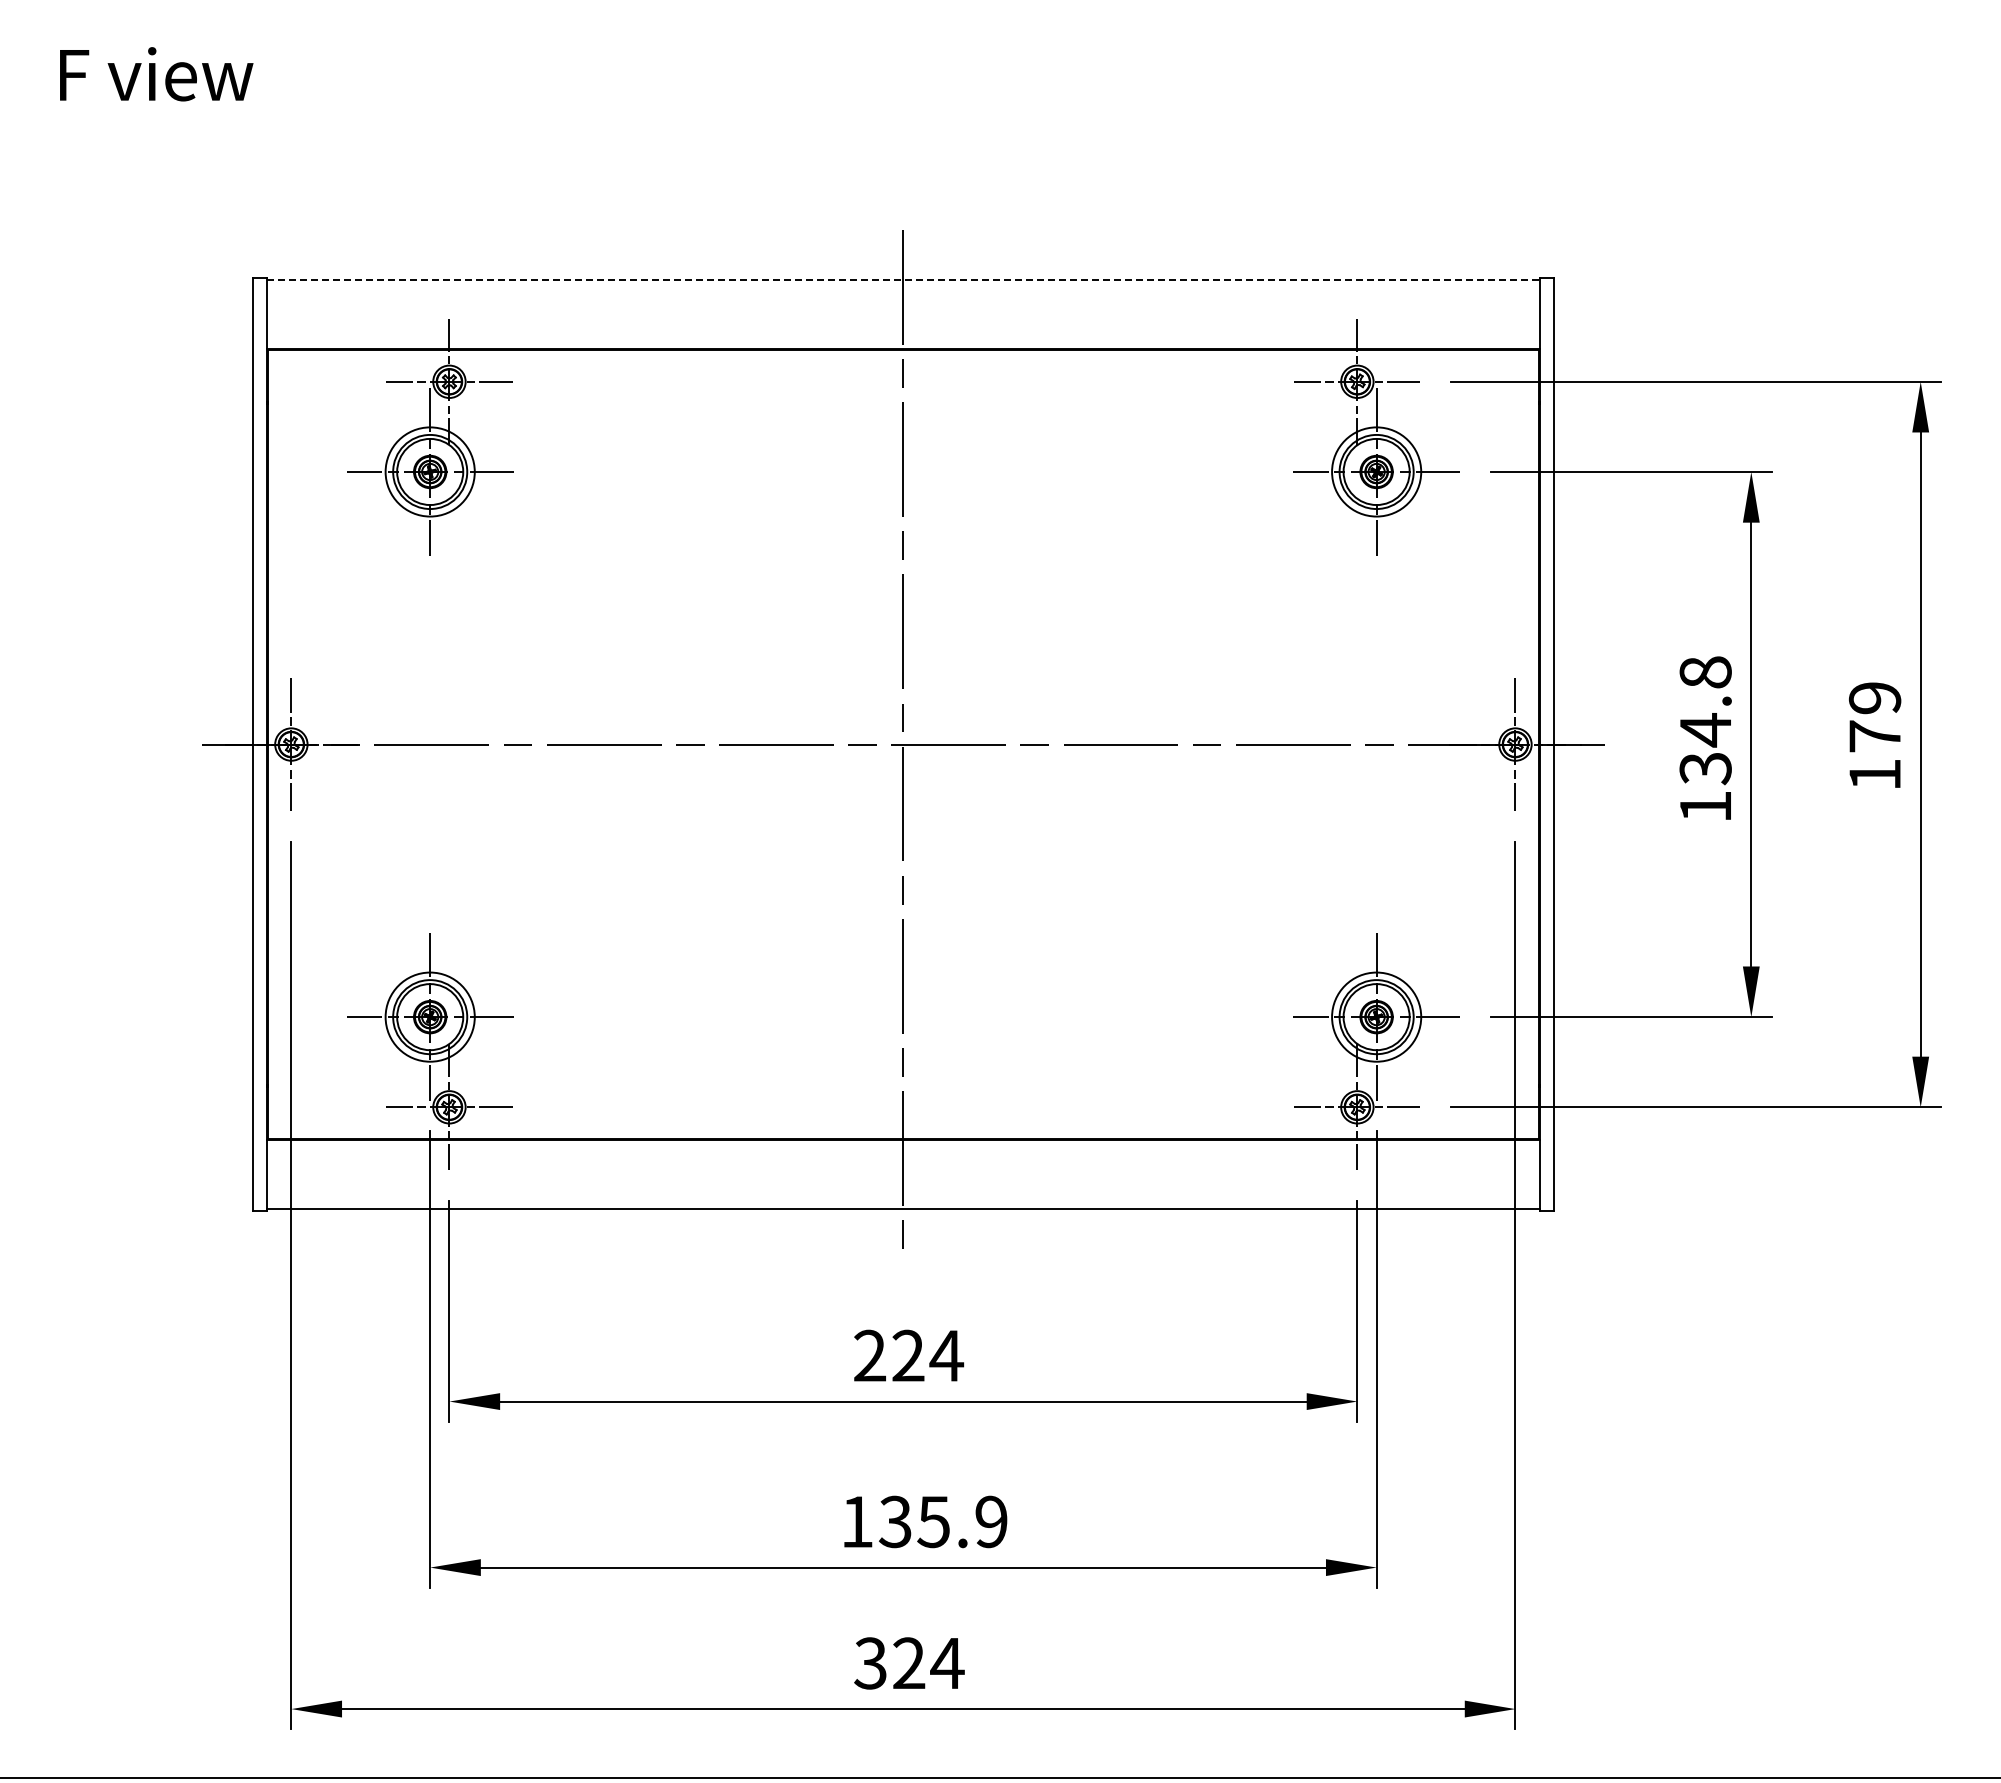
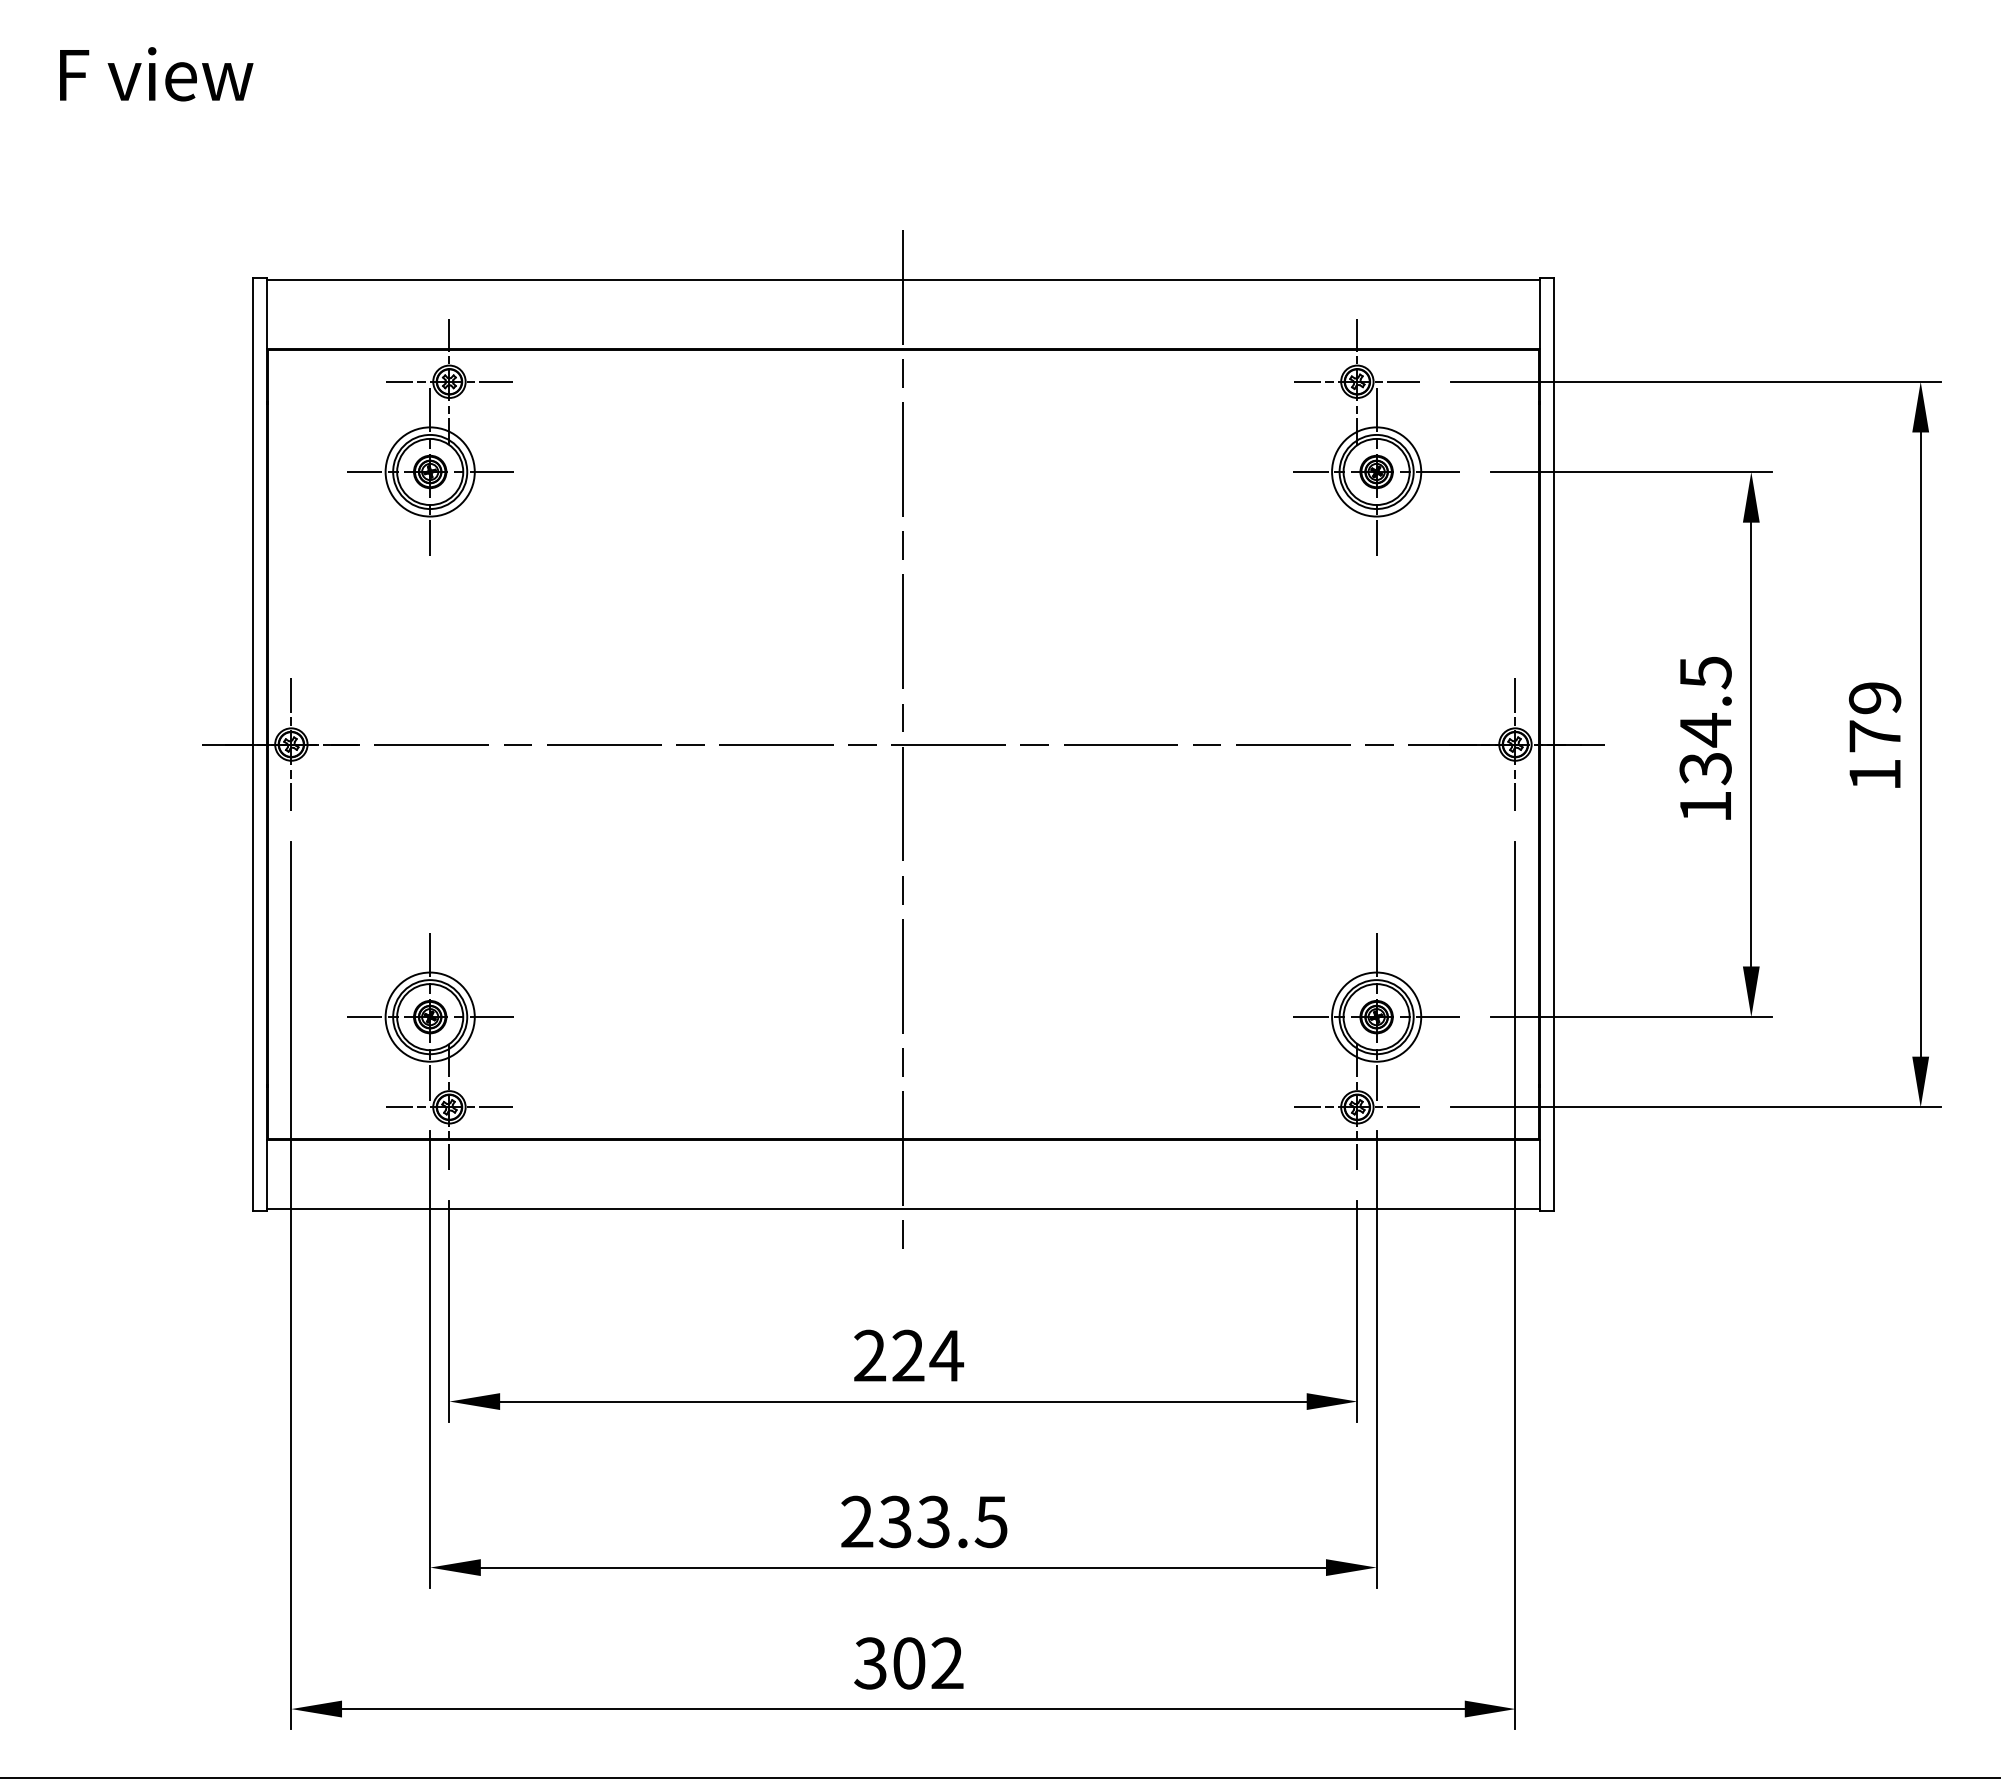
line: dashed -> solid (903, 280)
text: 134.8 -> 134.5 (1705, 672)
text: 135.9 -> 233.5 (924, 1521)
text: 324 -> 302 (928, 1663)
